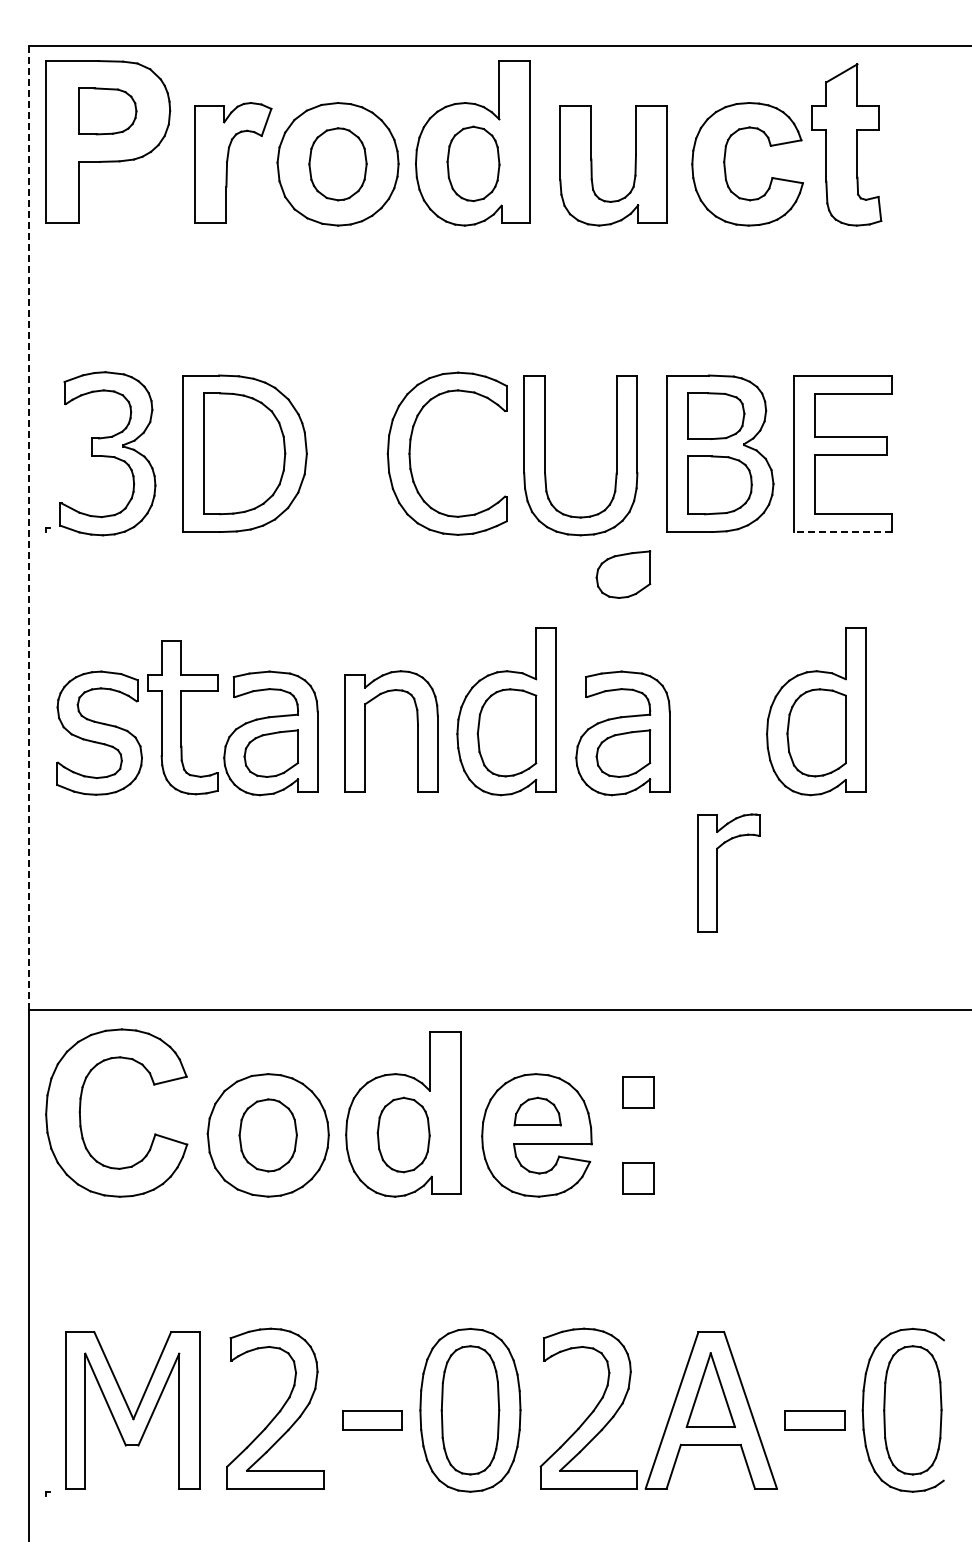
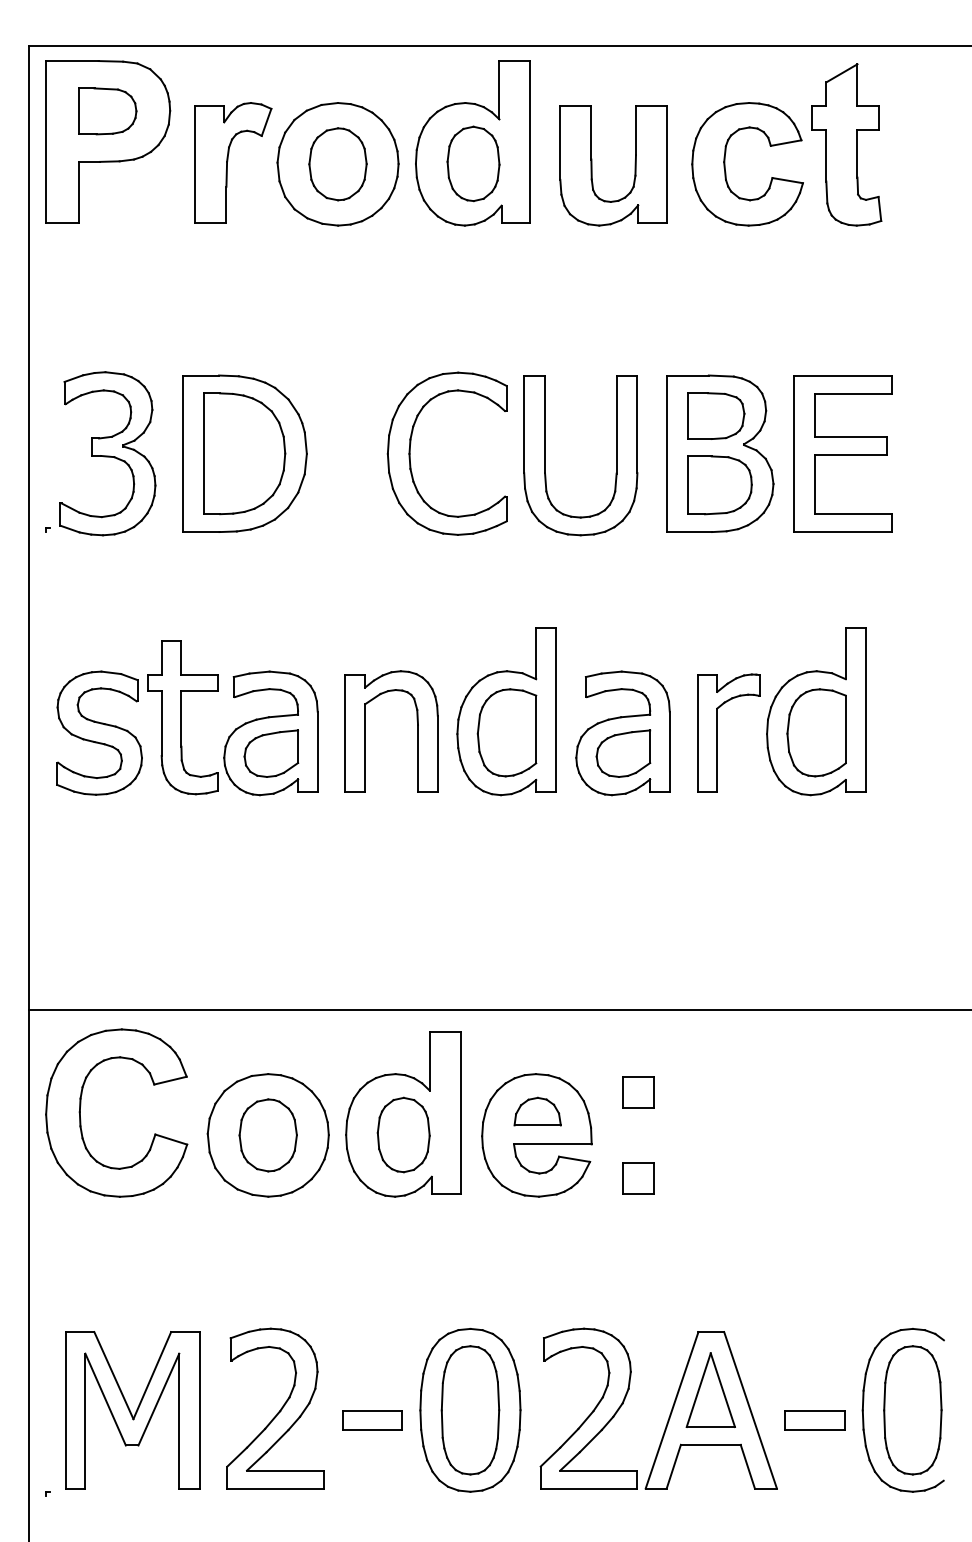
line: dashed -> solid (29, 528)
line: dashed -> solid (843, 532)
part: present -> none (623, 574)
part position: (717, 872) -> (717, 732) (717, 732)
